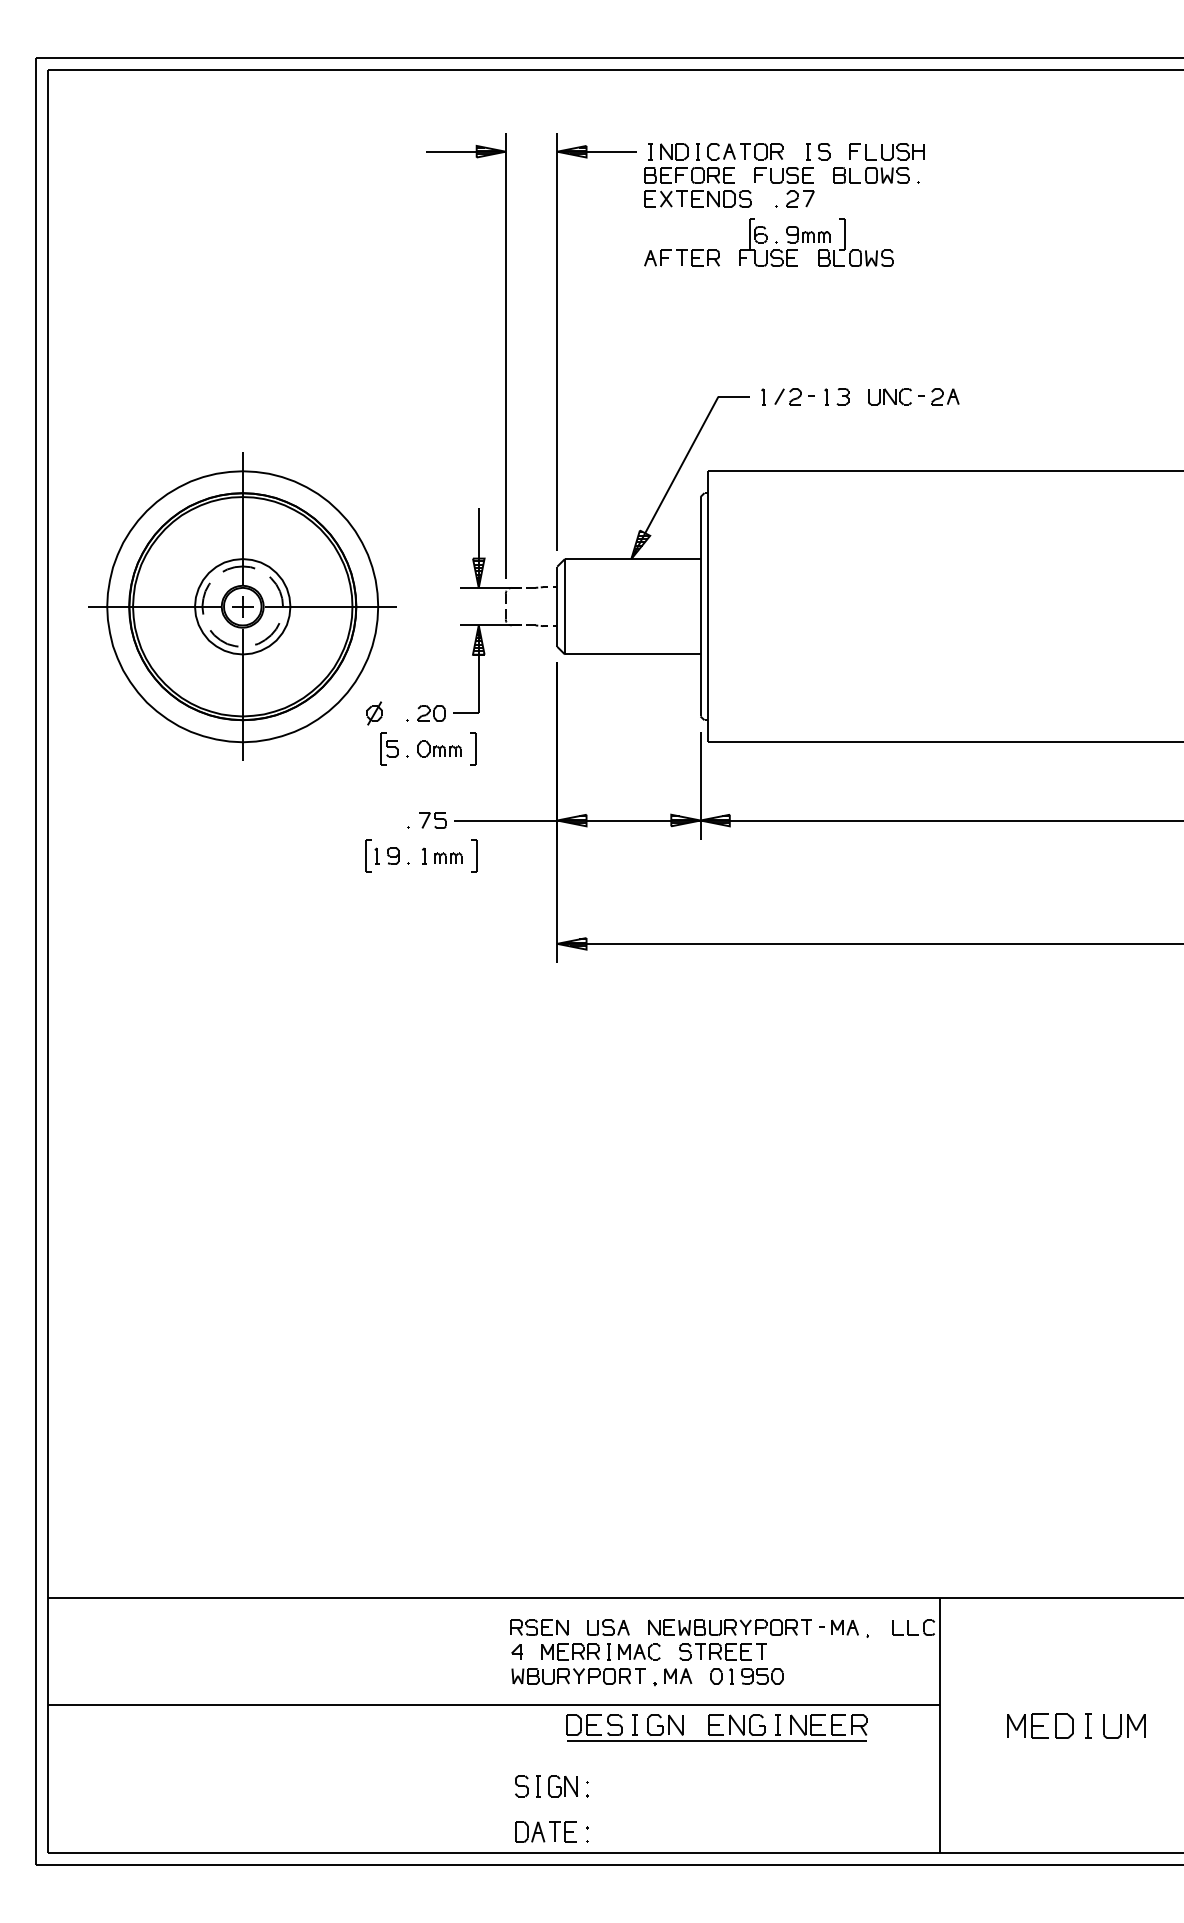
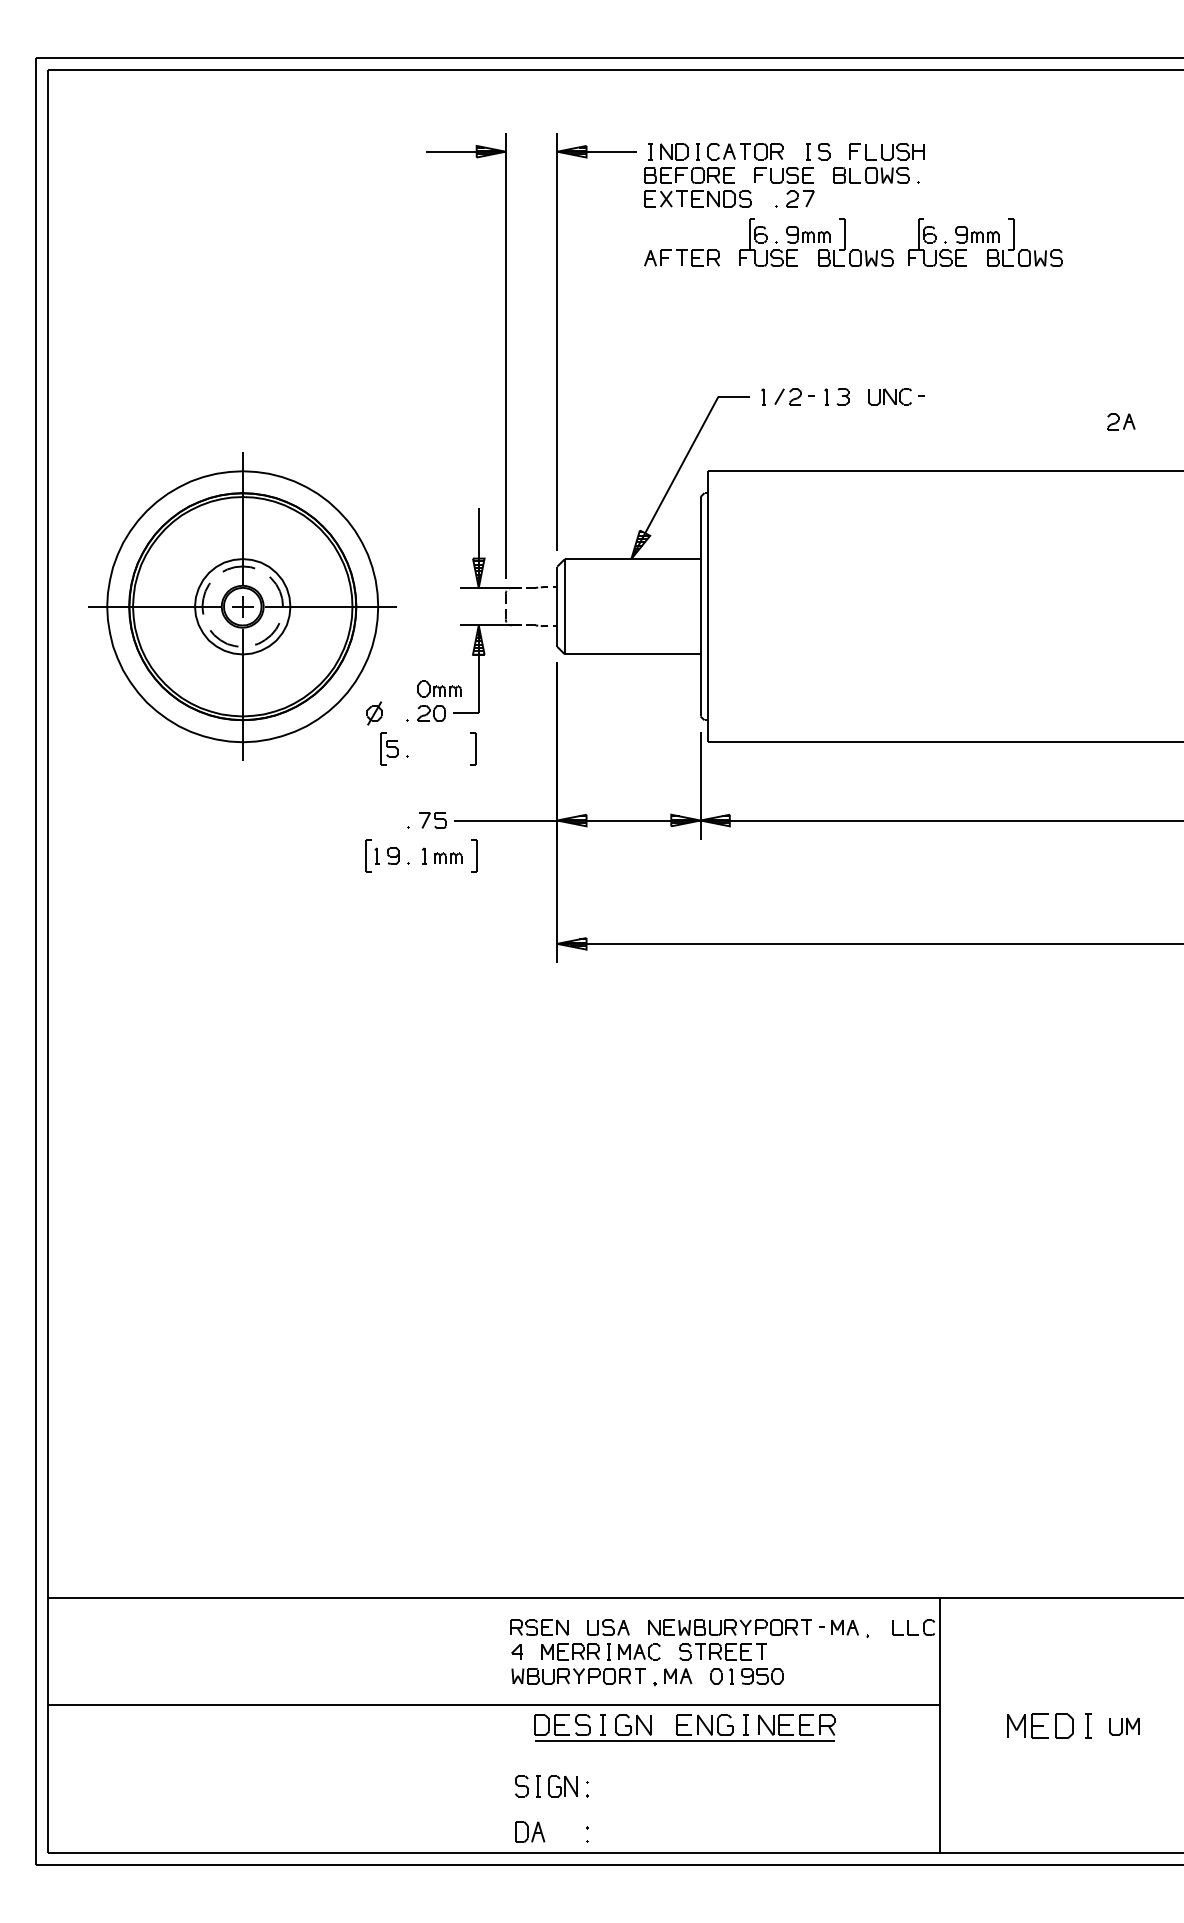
part: none -> present (985, 242)
part position: (945, 396) -> (1121, 421) (1121, 421)
part position: (439, 748) -> (439, 688) (439, 688)
part size: 43x25 px -> 31x19 px (1124, 1726)
part position: (716, 1727) -> (684, 1727) (684, 1727)
part: present -> none (562, 1831)
